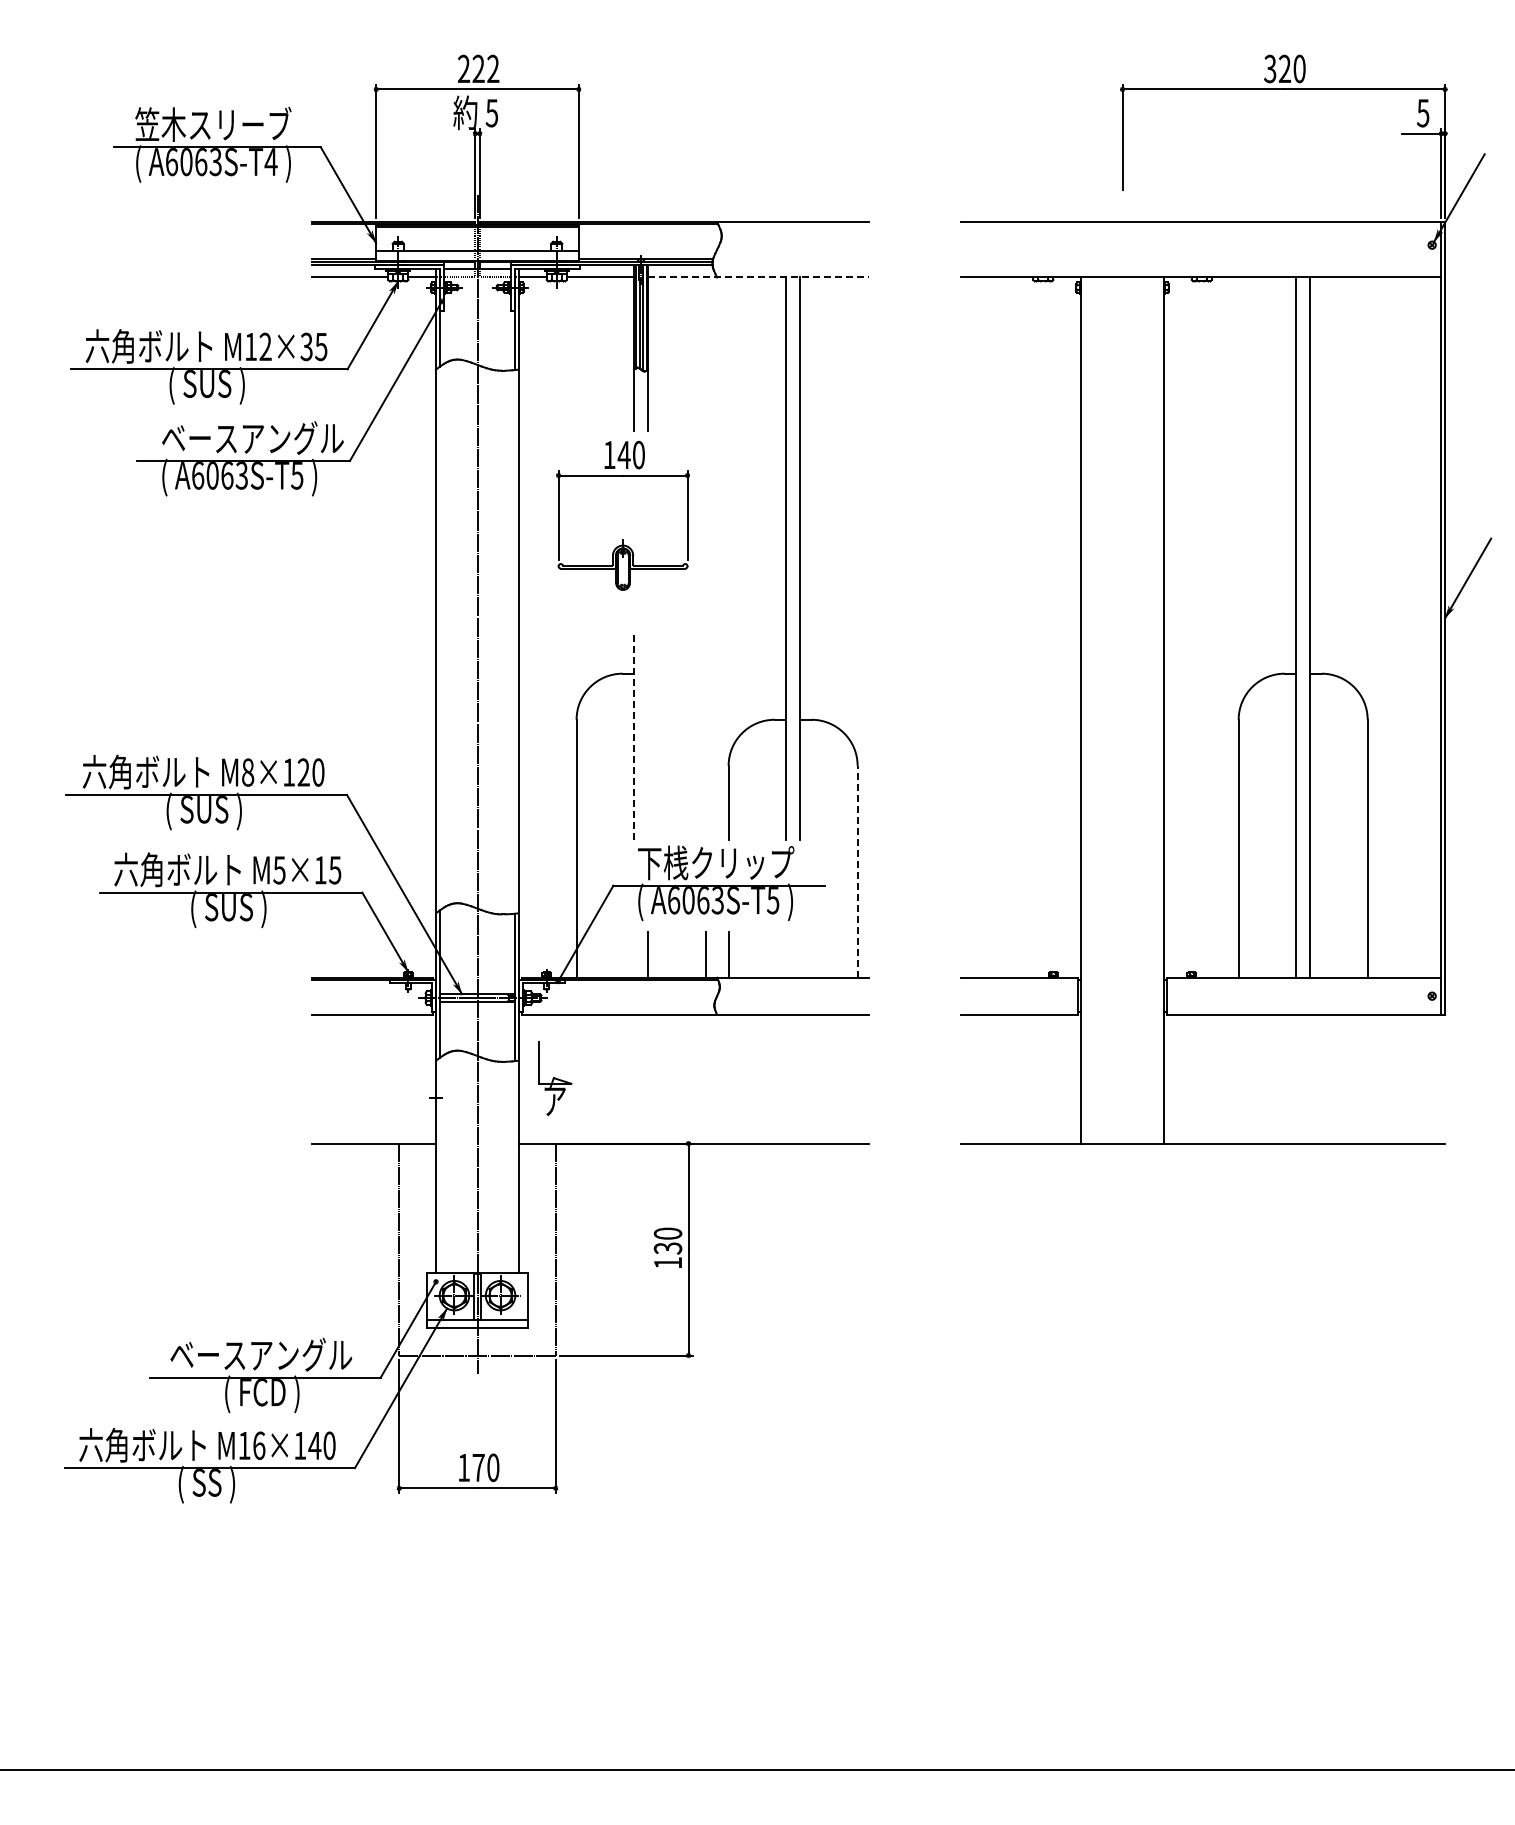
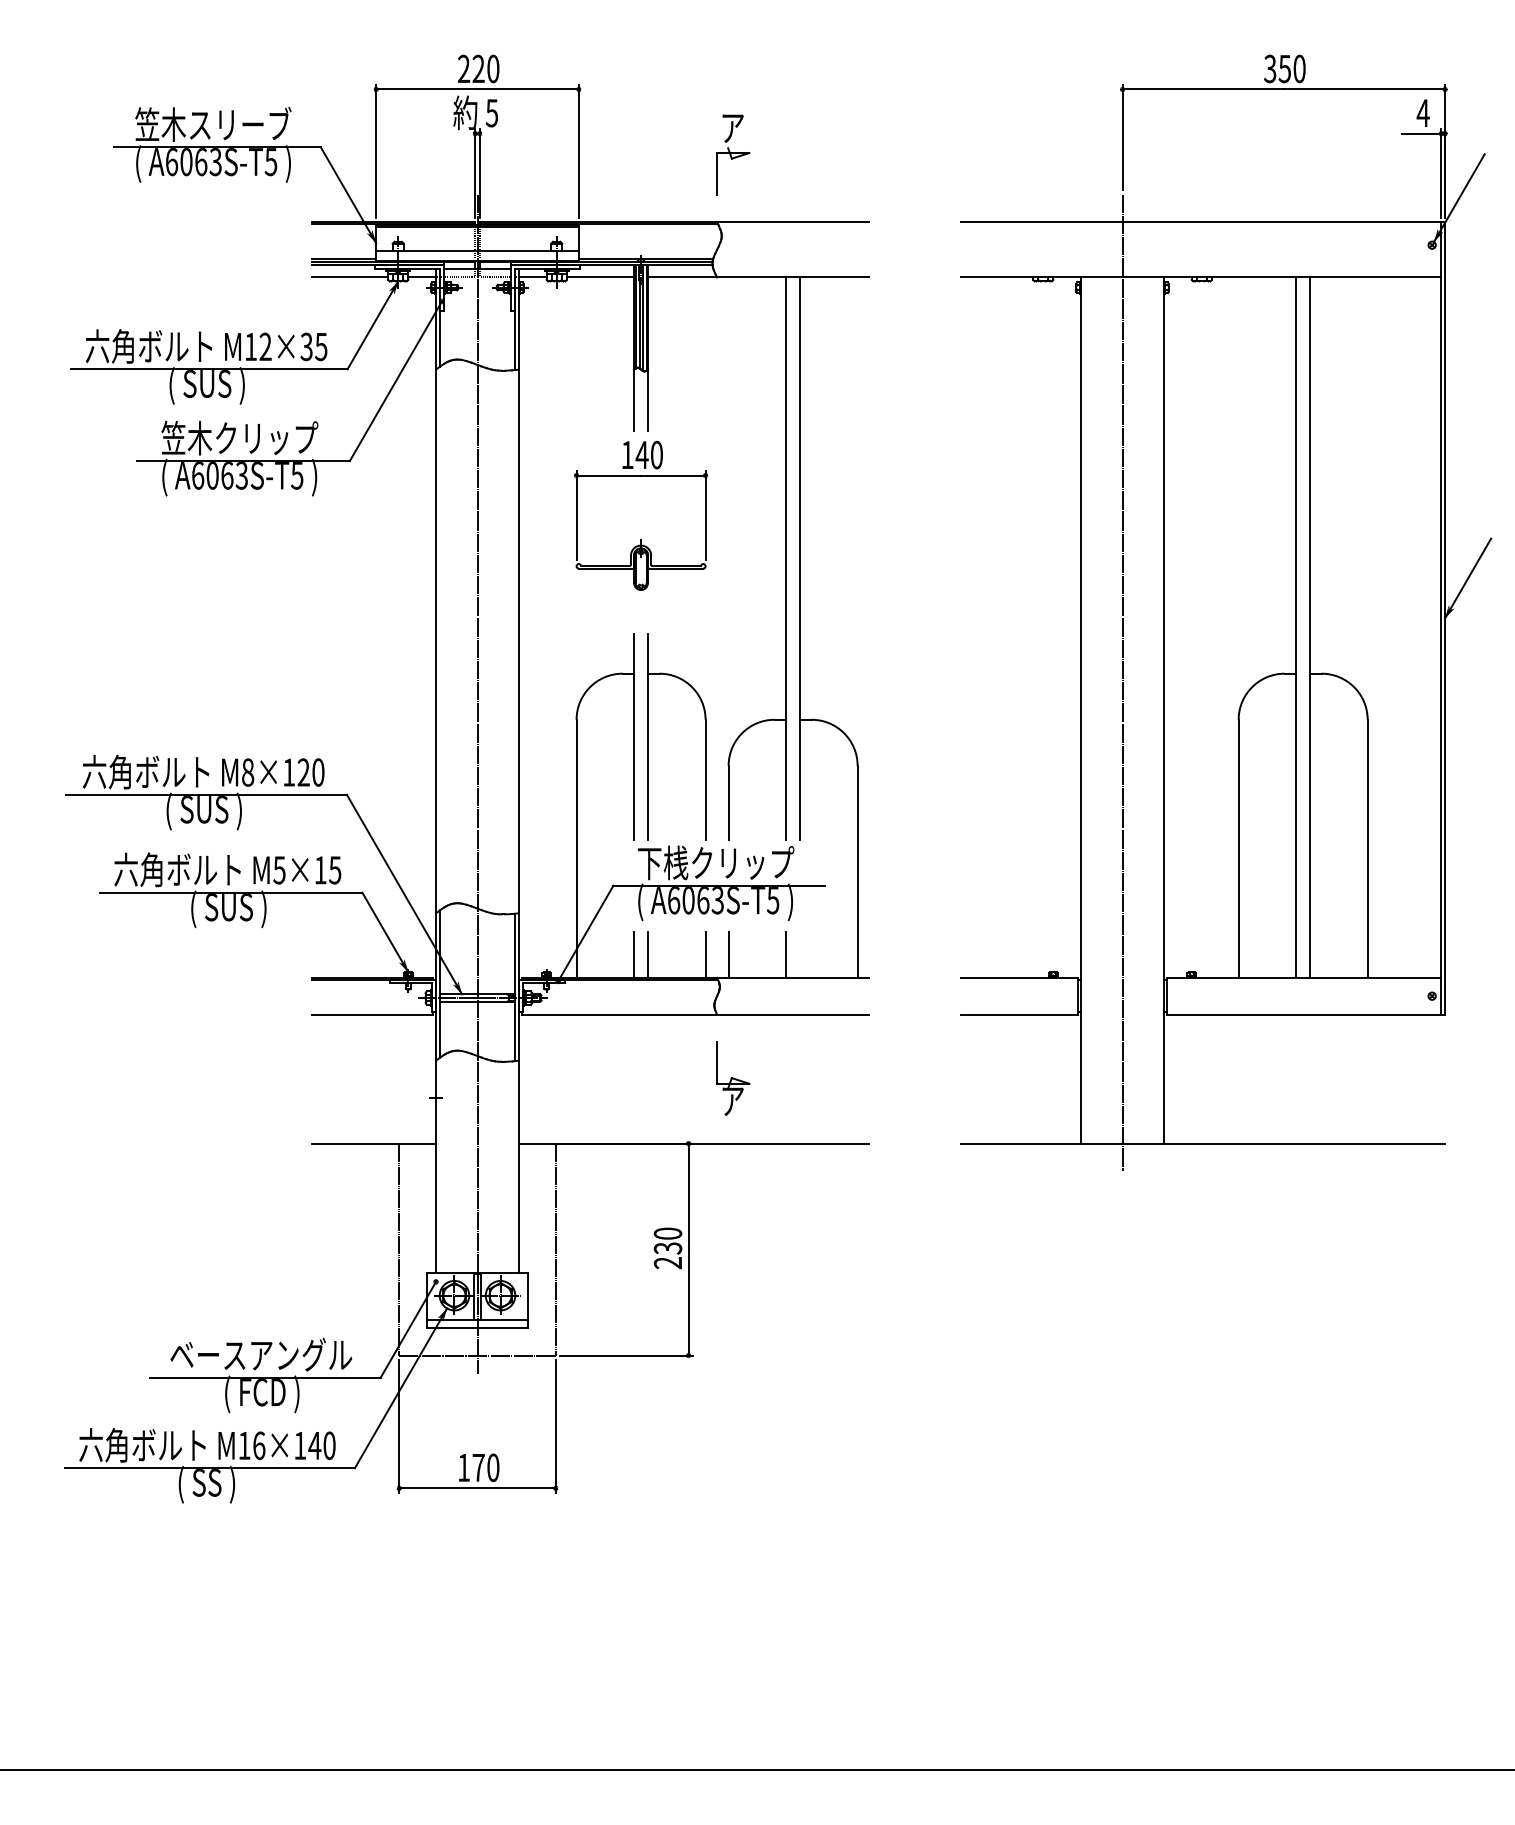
text: 222 -> 220 (493, 68)
text: 320 -> 350 (1284, 68)
text: 5 -> 4 (1422, 113)
part: none -> present (733, 154)
text: A6063S-T4 -> A6063S-T5 (270, 162)
line: dashed -> solid (758, 277)
text: ベースアングル -> 笠木クリップ (252, 437)
part position: (622, 539) -> (640, 539) (640, 539)
line: none -> present (1122, 682)
line: dashed -> solid (634, 736)
part: none -> present (648, 736)
line: dashed -> solid (857, 871)
line: none -> present (634, 954)
line: none -> present (786, 954)
part position: (555, 1078) -> (733, 1078) (733, 1078)
text: 130 -> 230 (667, 1263)
